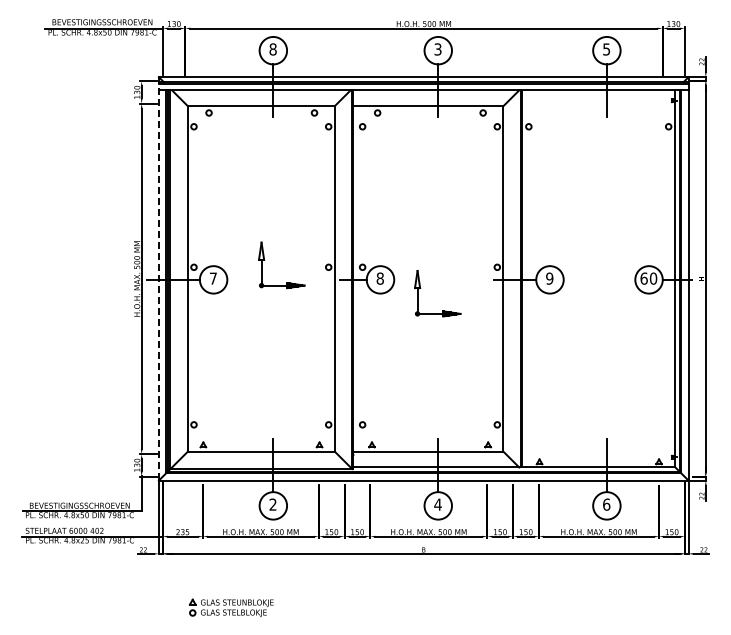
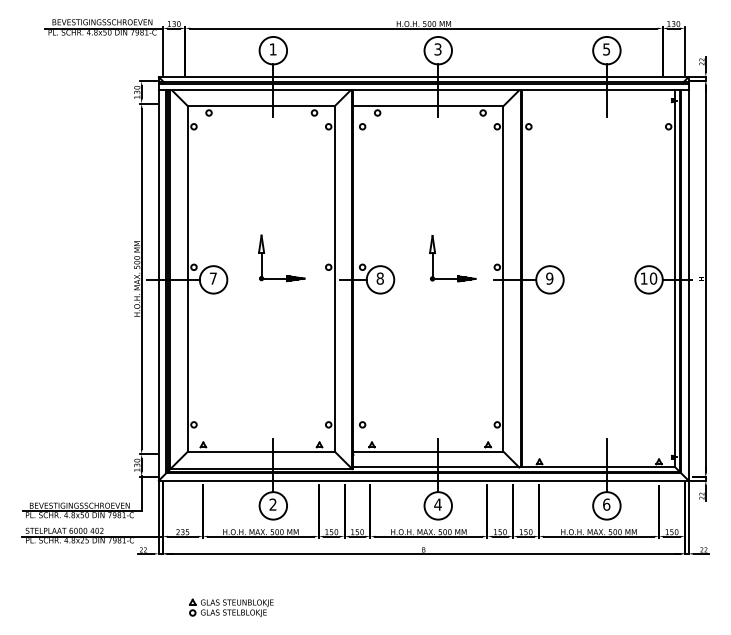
text: 8 -> 1 (272, 49)
part position: (265, 260) -> (265, 253) (265, 253)
line: dashed -> solid (158, 278)
text: 60 -> 10 (643, 278)
part position: (421, 288) -> (436, 253) (436, 253)
